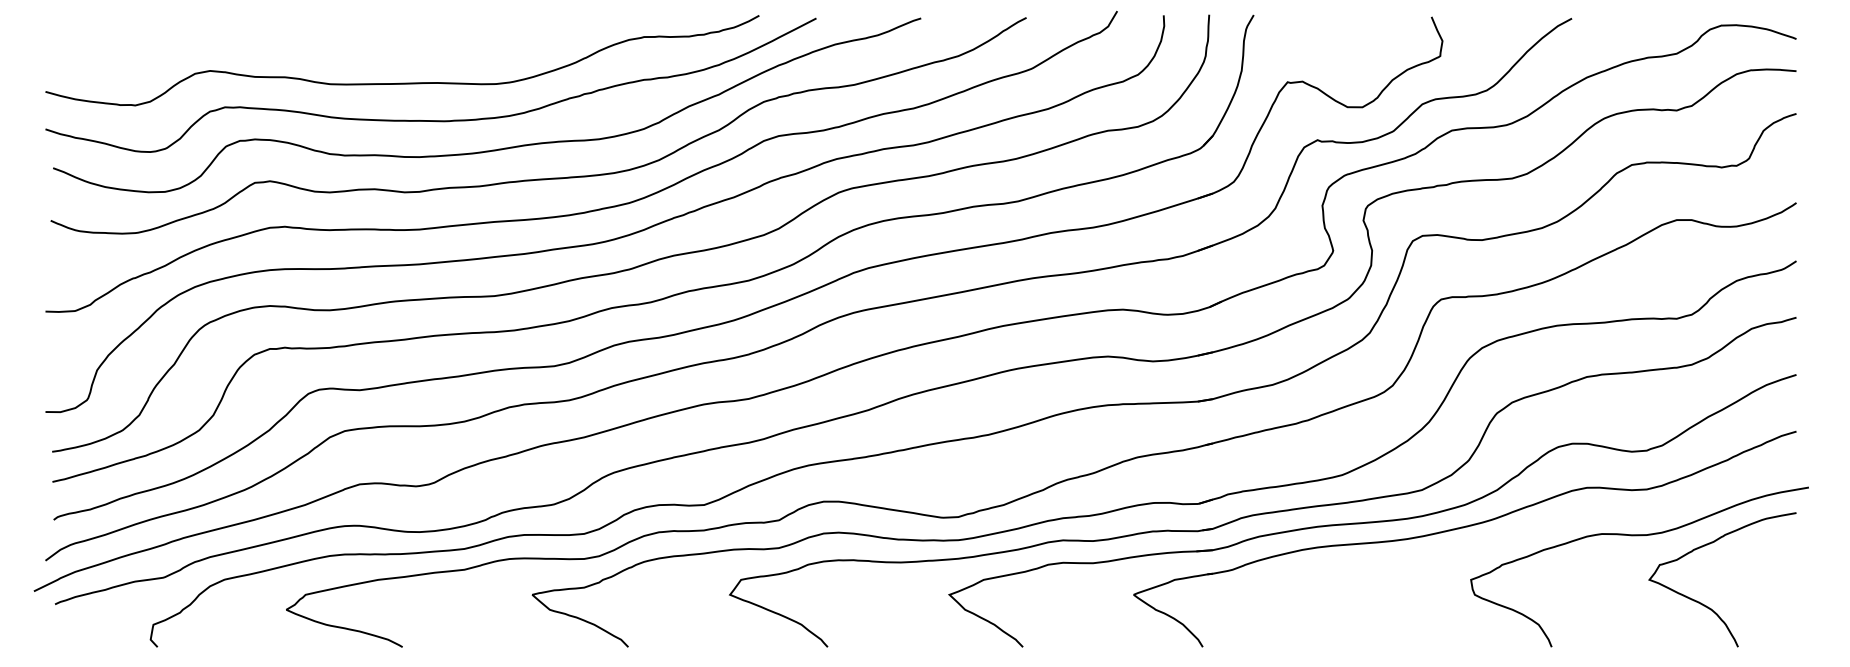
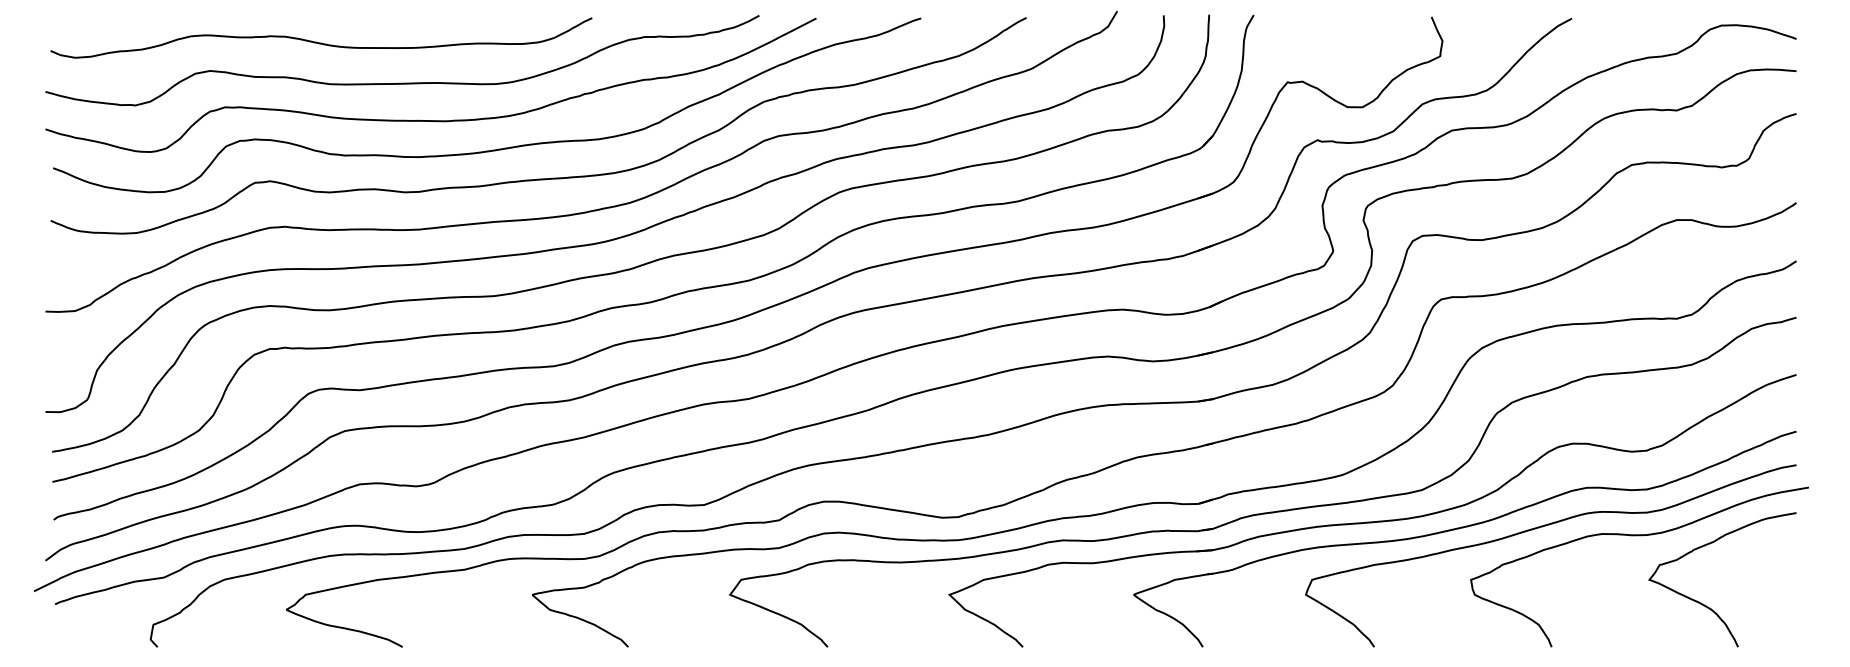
curve: none -> present (321, 42)
curve: none -> present (1542, 527)
